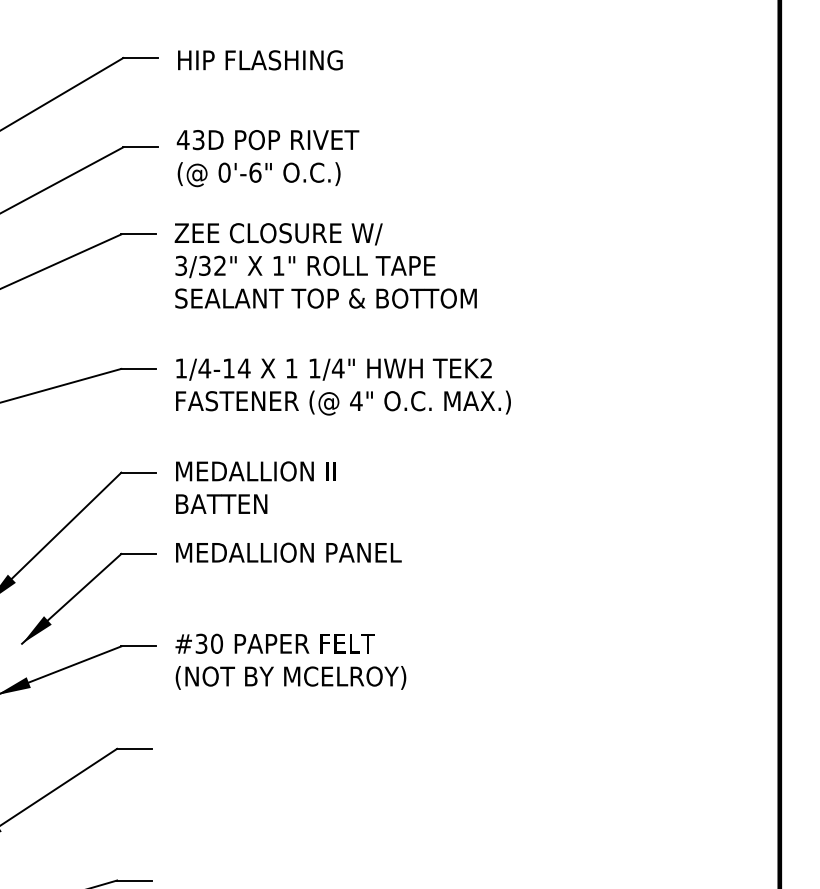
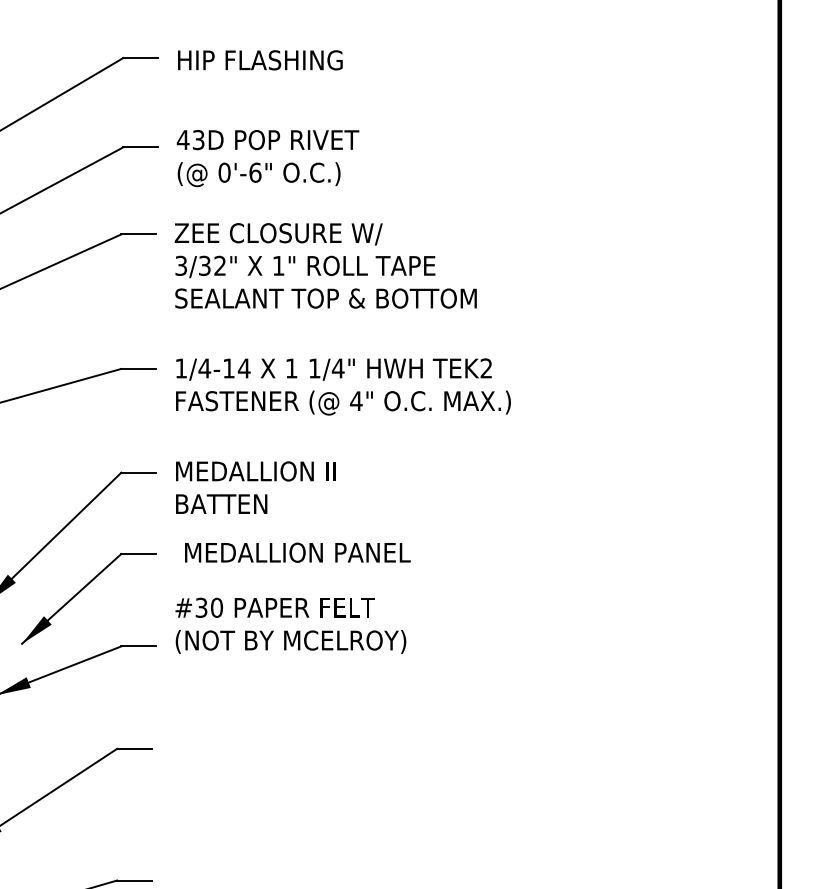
text position: (288, 552) -> (297, 552) (297, 552)
text position: (290, 661) -> (290, 625) (290, 625)
